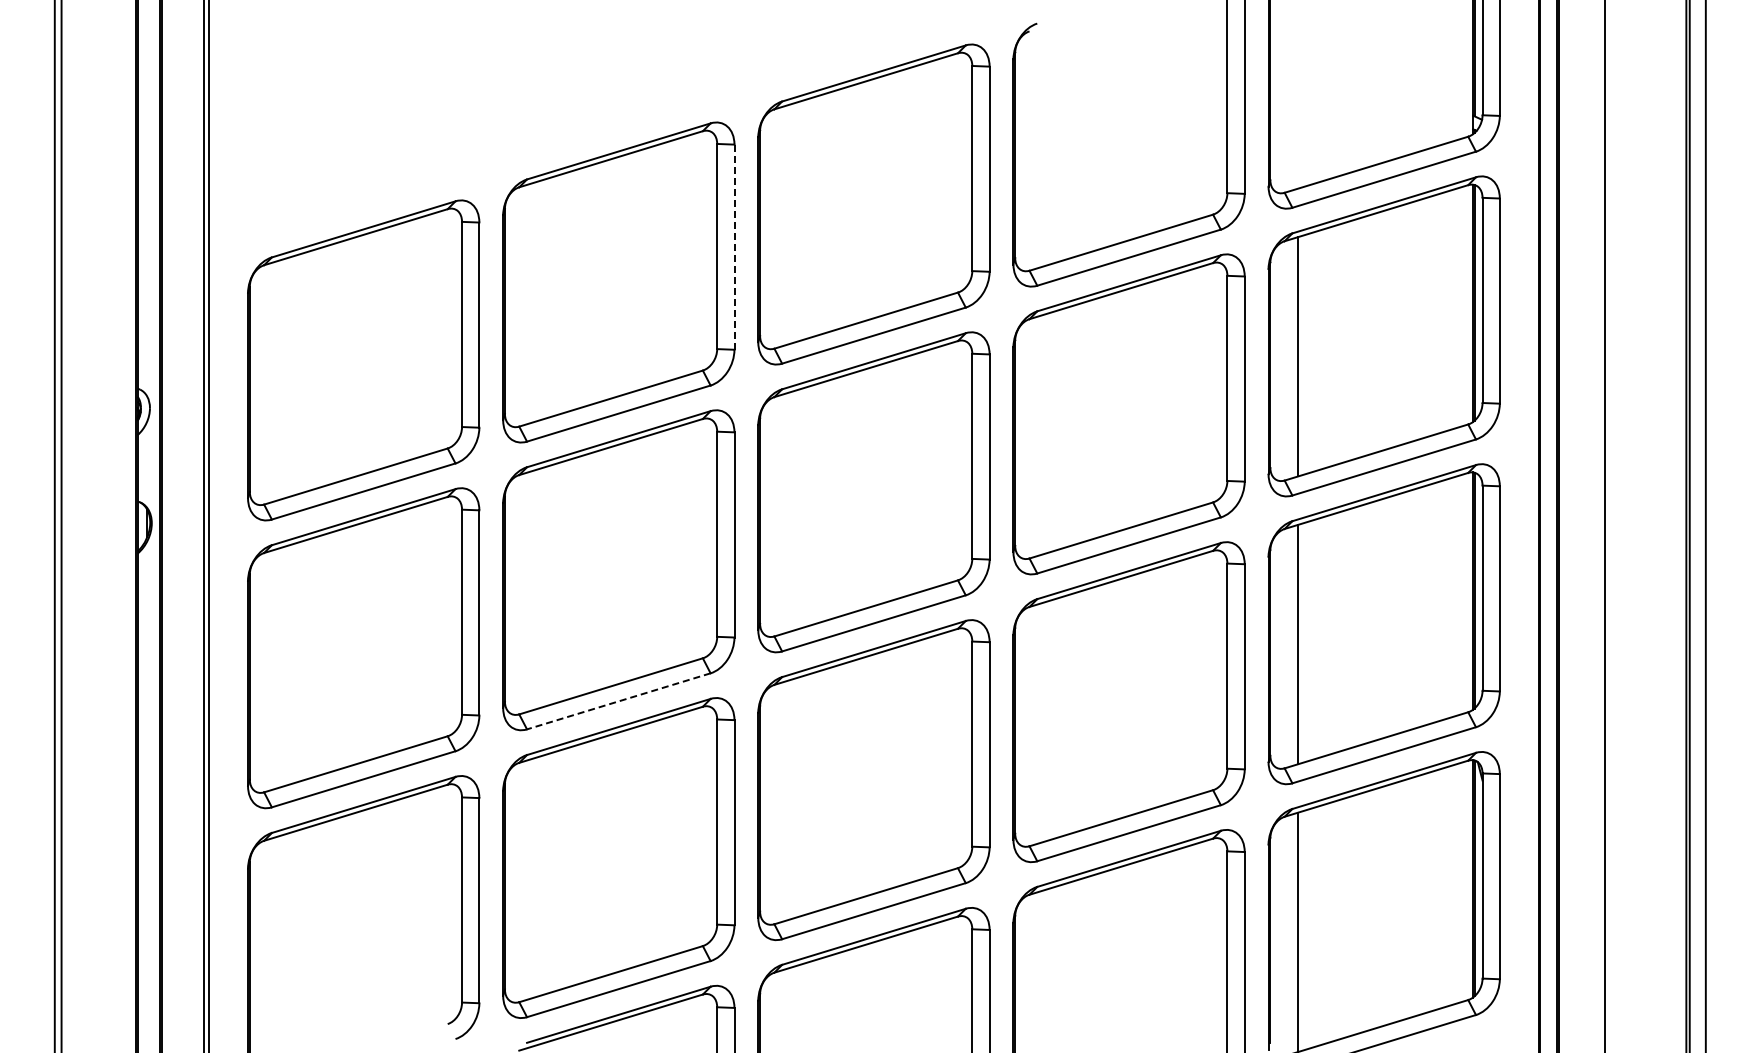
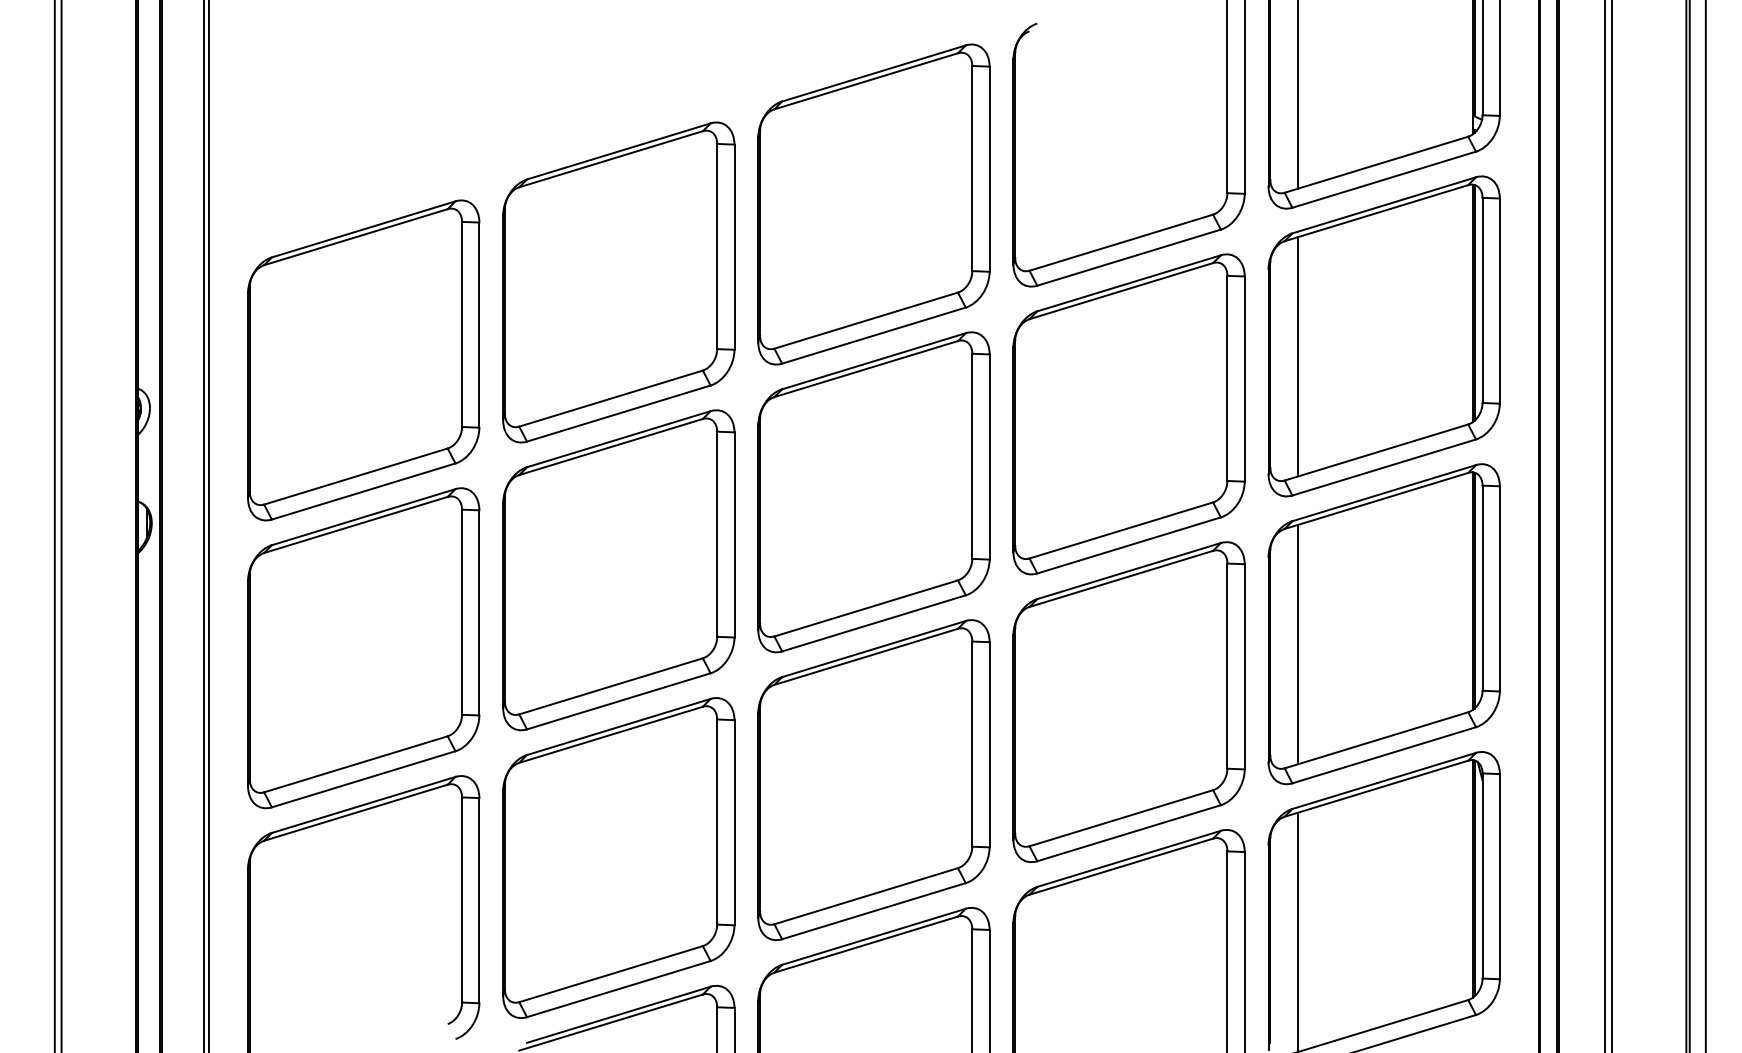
line: none -> present (1298, 95)
line: dashed -> solid (734, 247)
line: none -> present (1611, 525)
line: dashed -> solid (618, 701)
